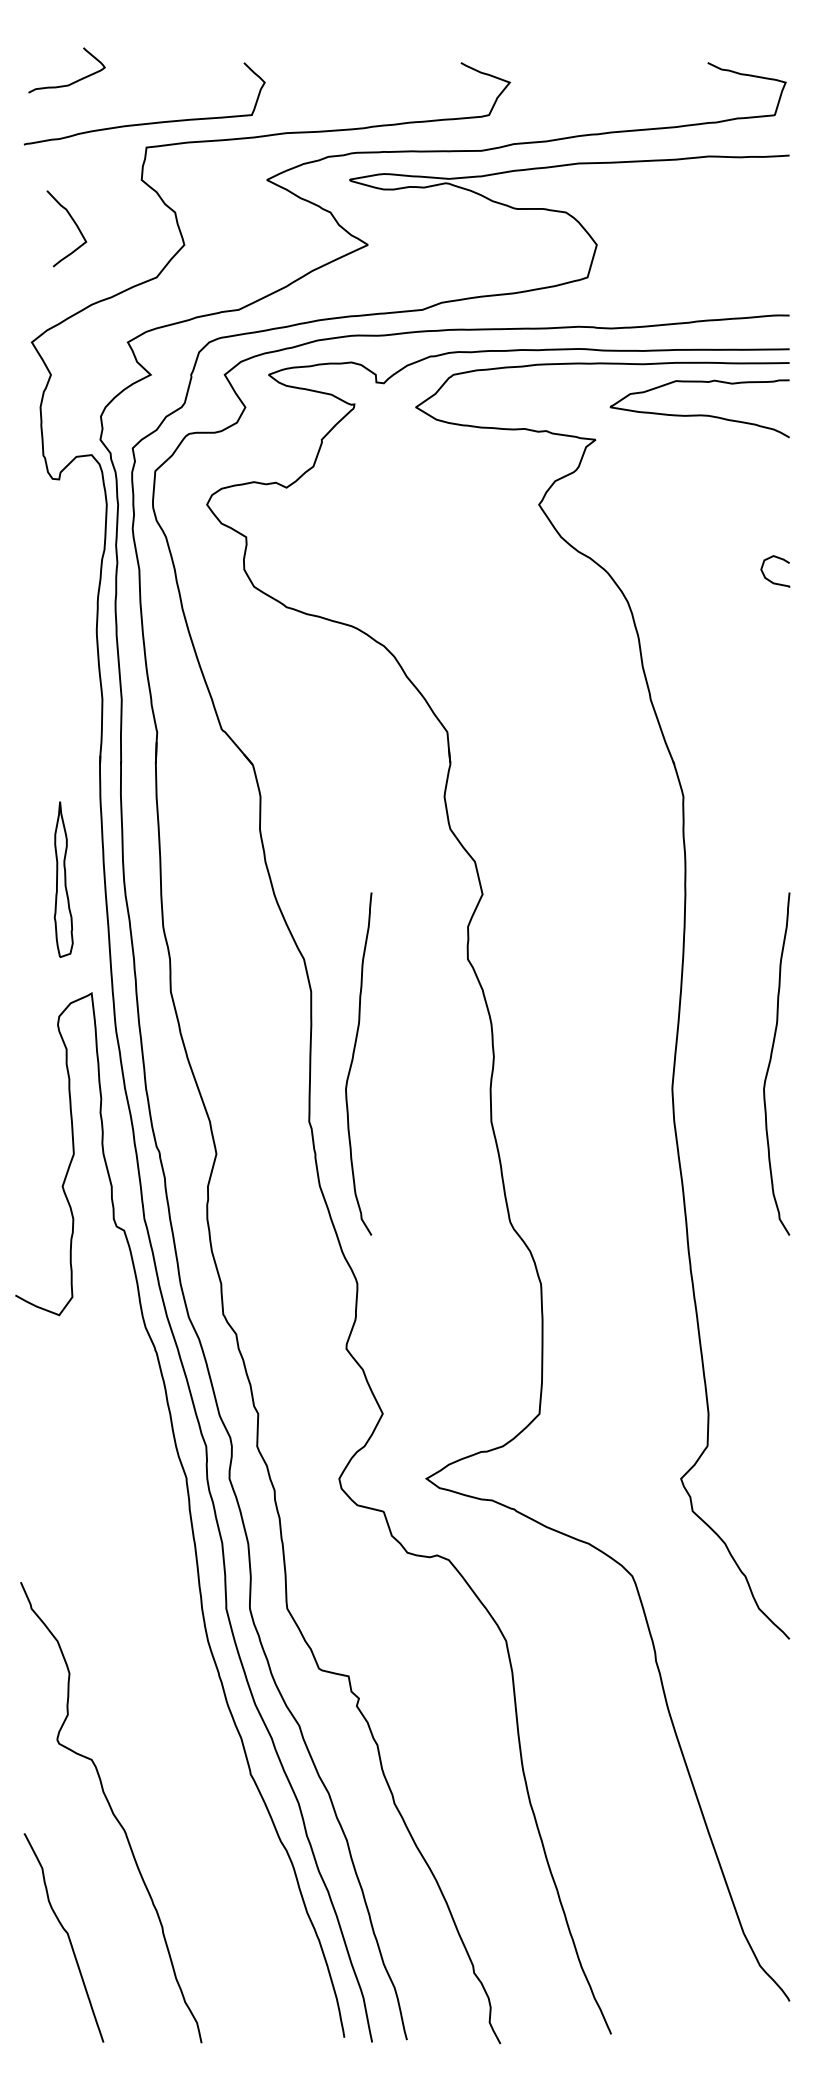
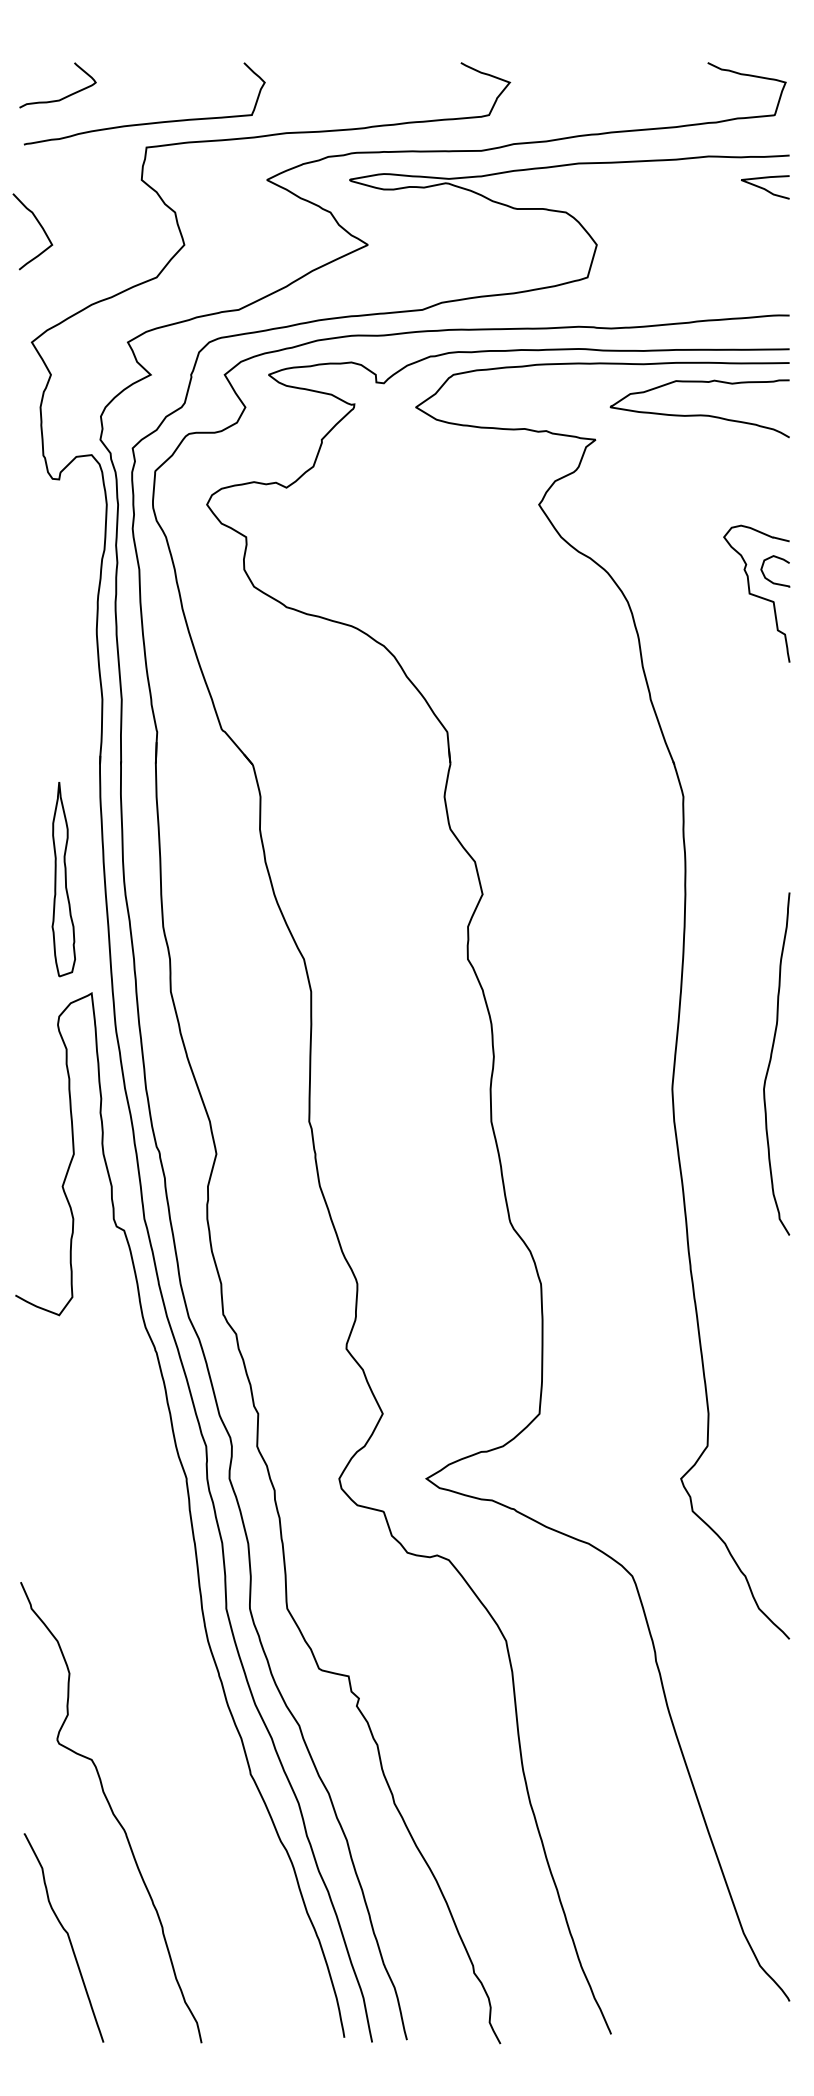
curve position: (69, 83) -> (60, 98) (60, 98)
curve: none -> present (765, 188)
curve position: (73, 222) -> (39, 225) (39, 225)
curve: none -> present (755, 594)
part size: 21x157 px -> 25x196 px (63, 879)
curve: present -> none (353, 1060)
